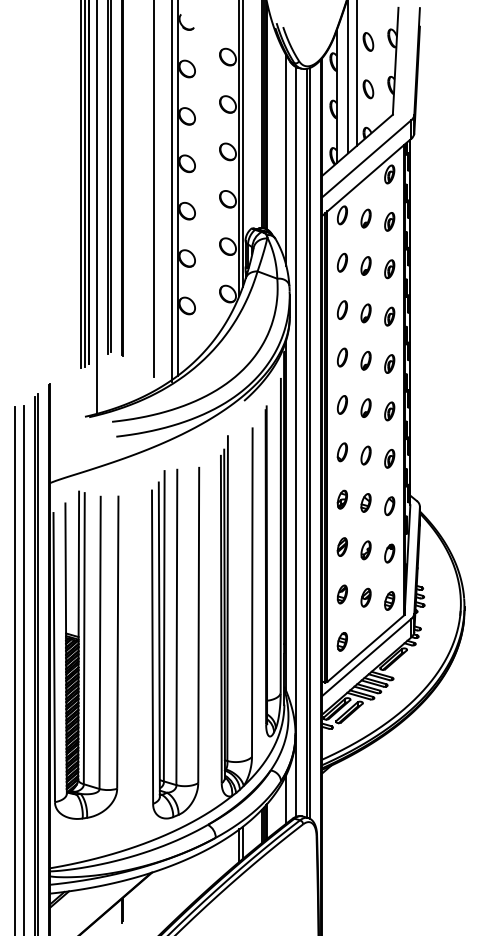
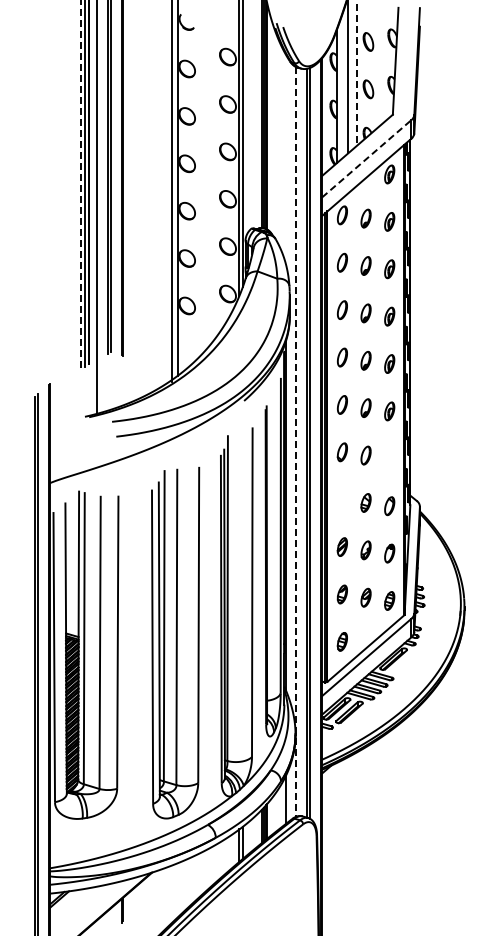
line: solid -> dashed (357, 73)
line: solid -> dashed (367, 158)
line: present -> none (286, 160)
line: solid -> dashed (80, 184)
line: present -> none (153, 189)
line: solid -> dashed (296, 441)
part: present -> none (389, 458)
part: present -> none (341, 499)
line: present -> none (14, 669)
line: present -> none (24, 669)
